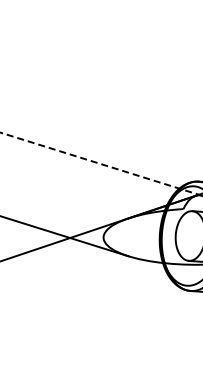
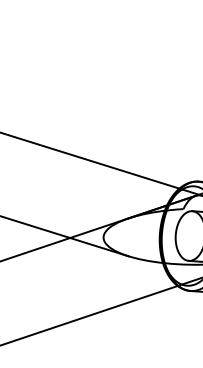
line: dashed -> solid (101, 164)
line: none -> present (100, 311)
